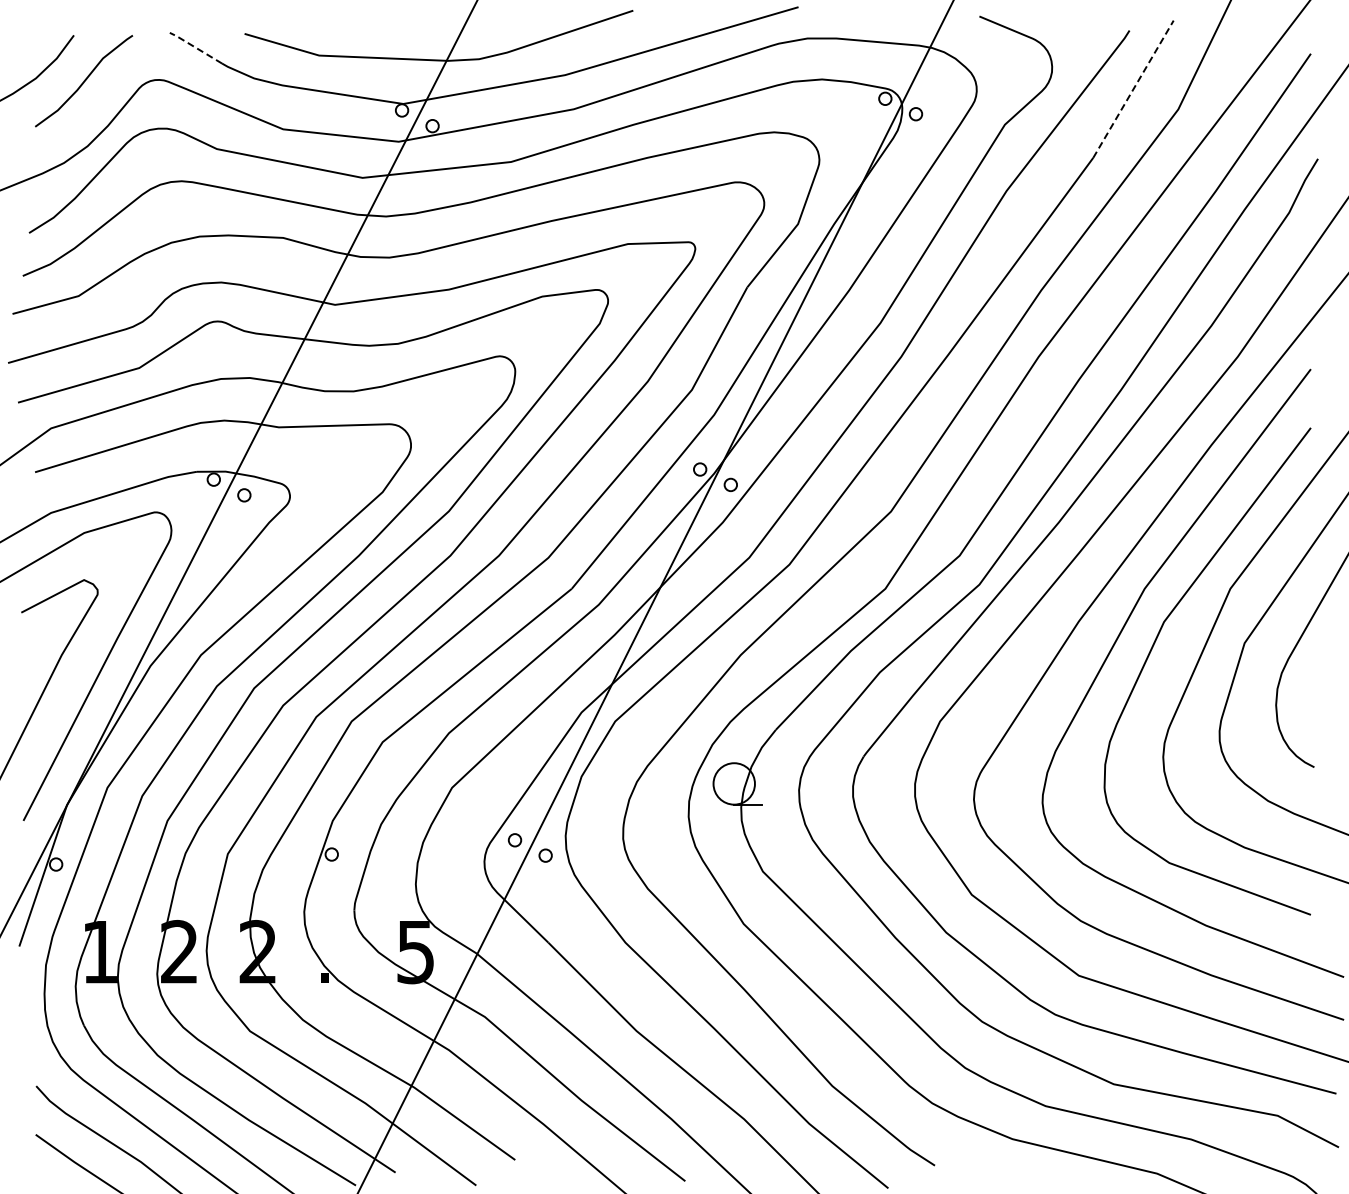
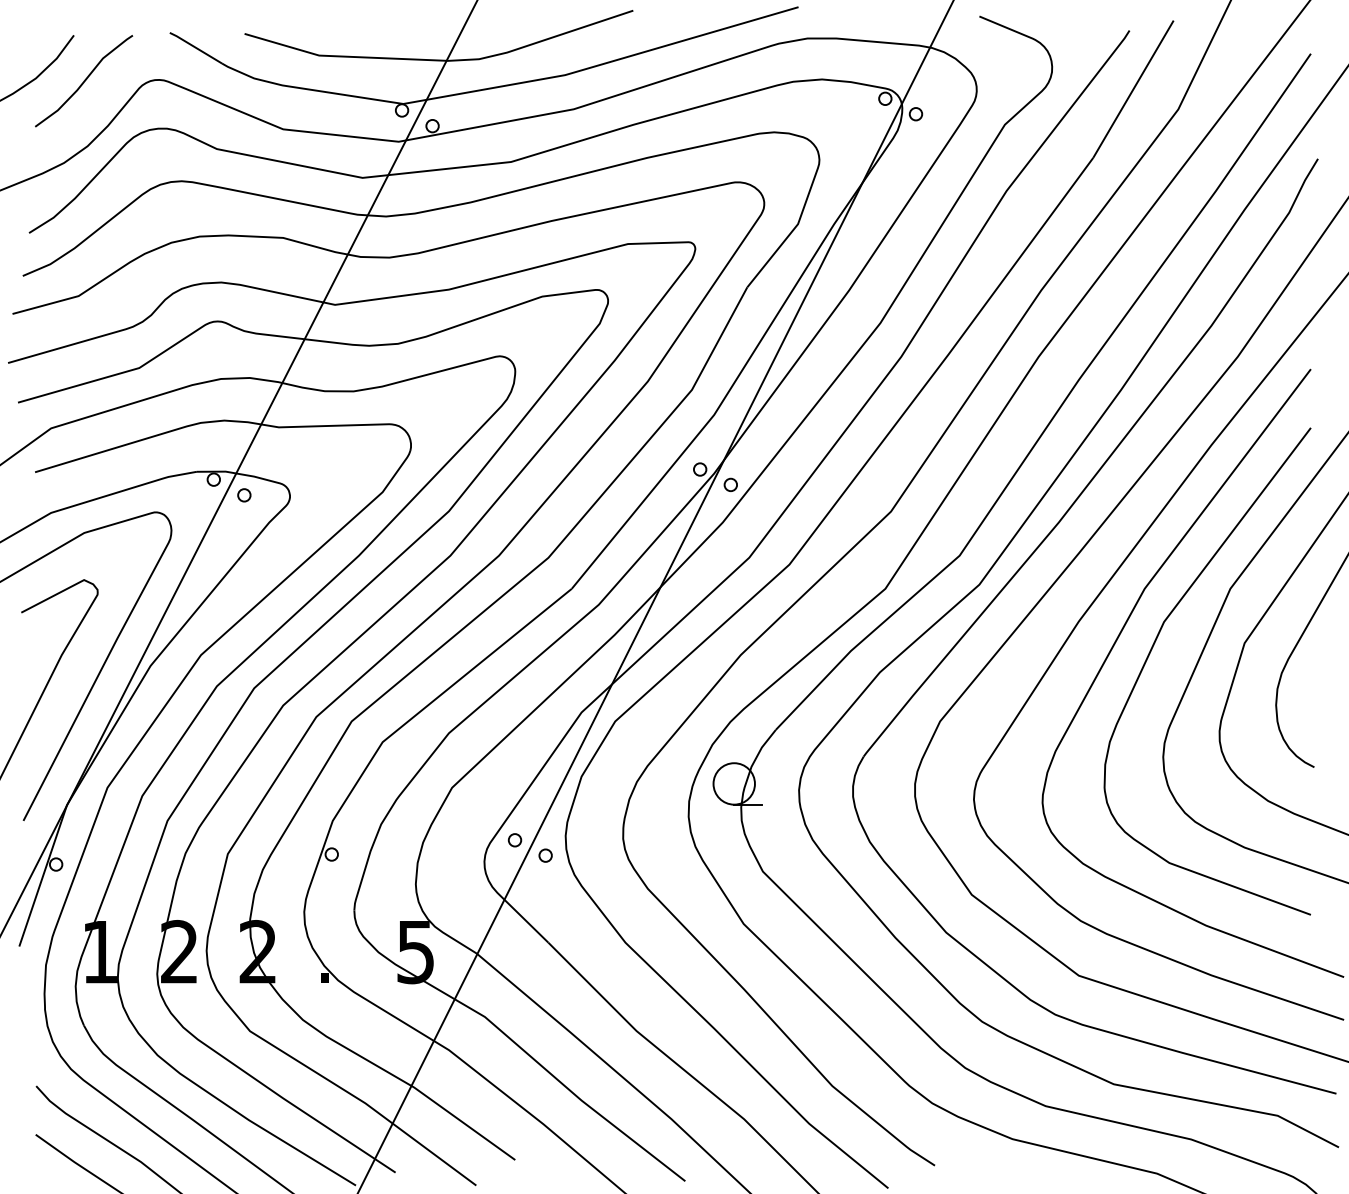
line: dashed -> solid (195, 47)
line: dashed -> solid (1133, 89)
